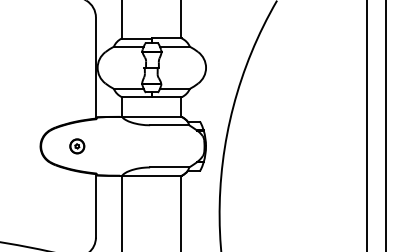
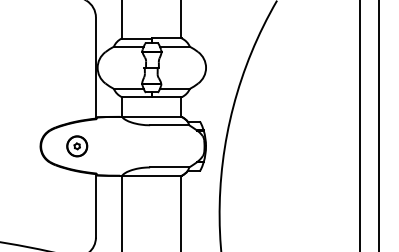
line position: (367, 125) -> (360, 125) (360, 125)
line position: (385, 125) -> (378, 125) (378, 125)
part size: 17x17 px -> 23x23 px (77, 146)
